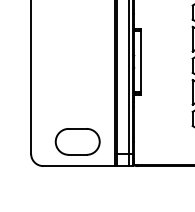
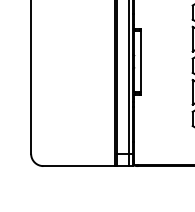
part: present -> none (77, 141)
